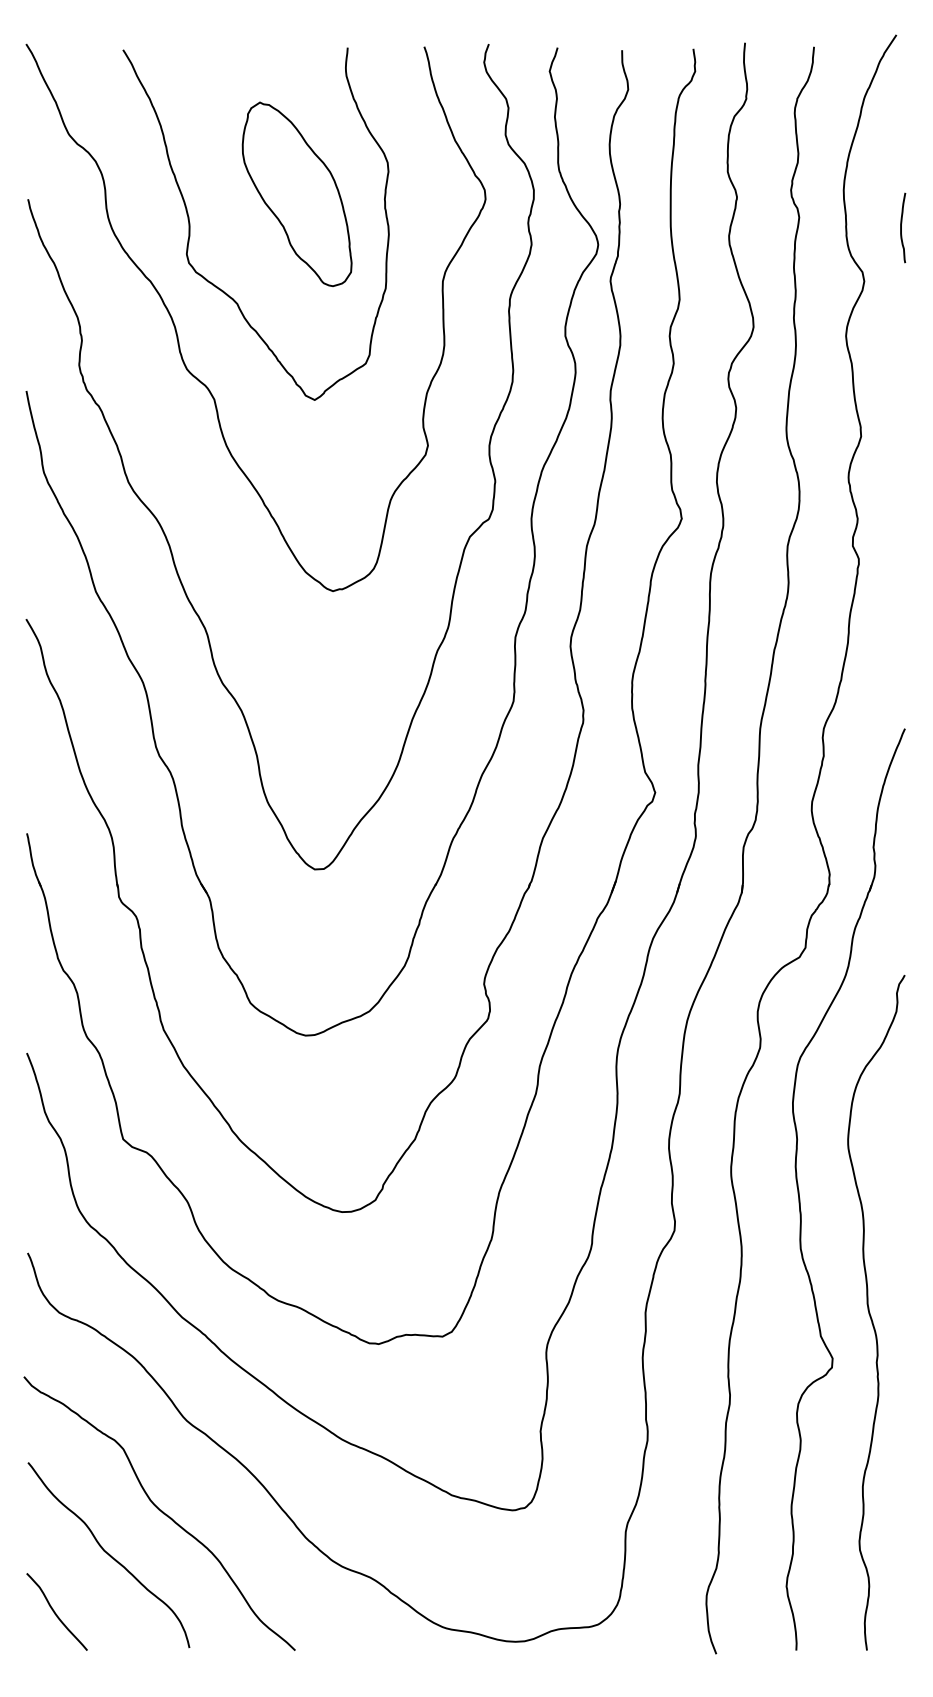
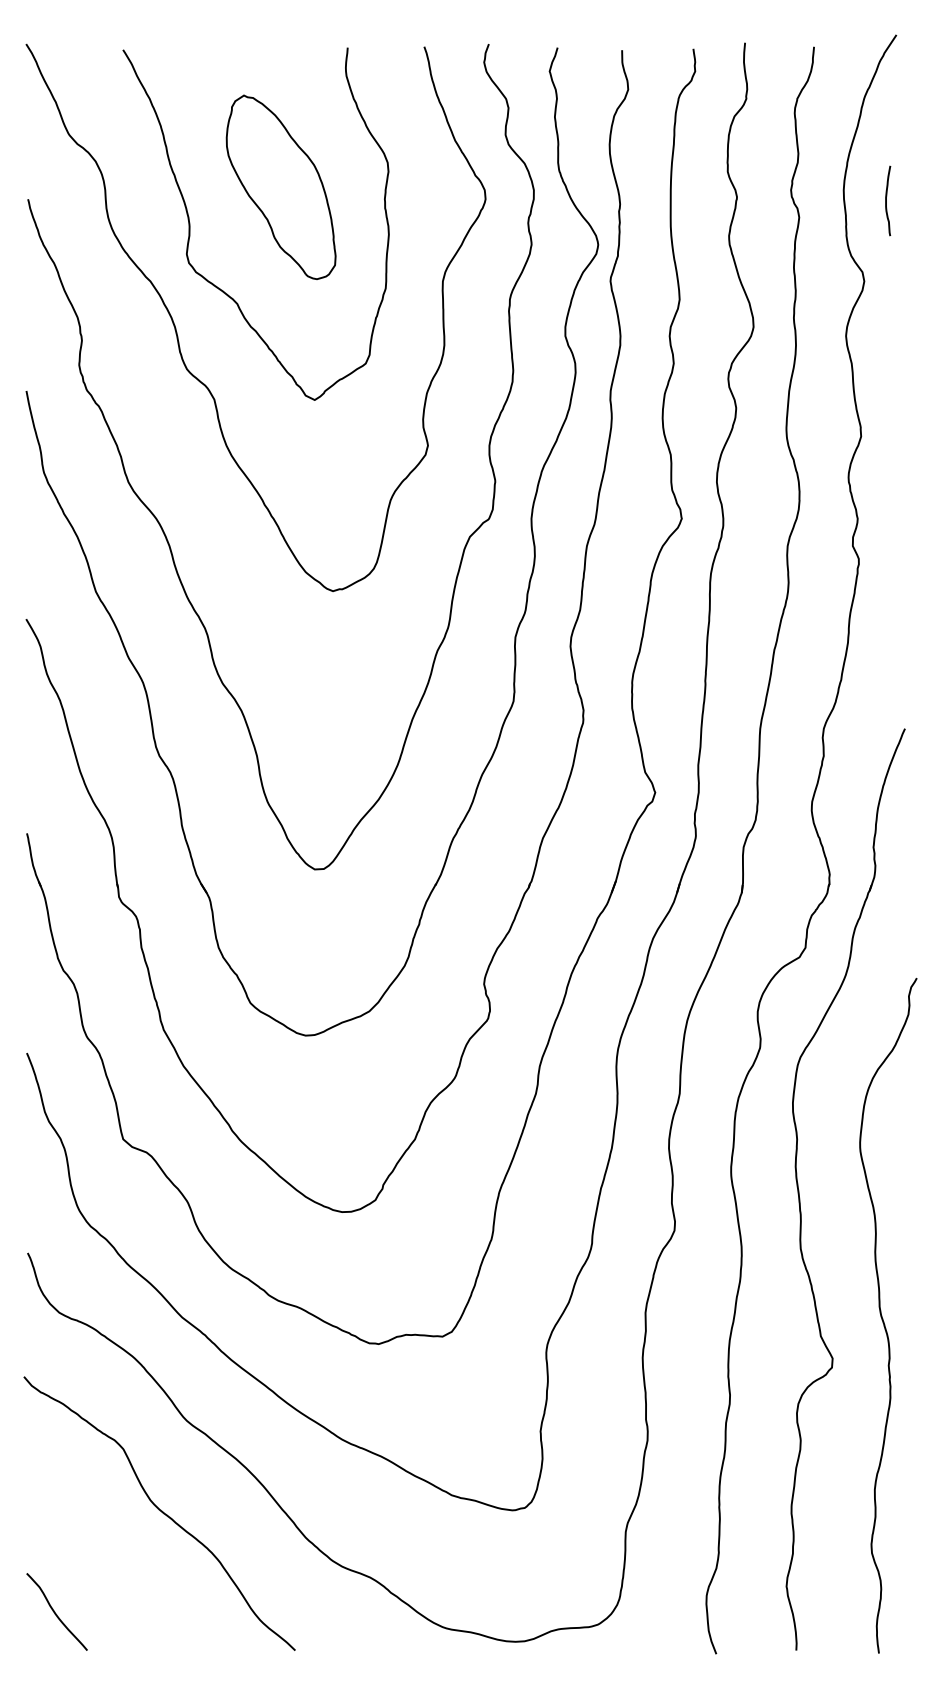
part position: (296, 193) -> (280, 186) (280, 186)
curve position: (901, 227) -> (886, 200) (886, 200)
curve position: (871, 1315) -> (883, 1318) (883, 1318)
curve: present -> none (108, 1555)
